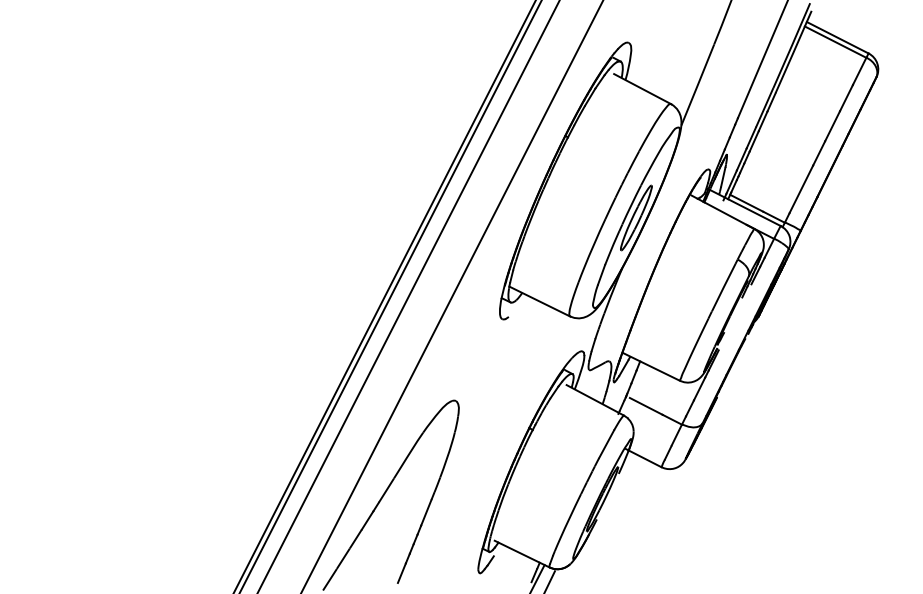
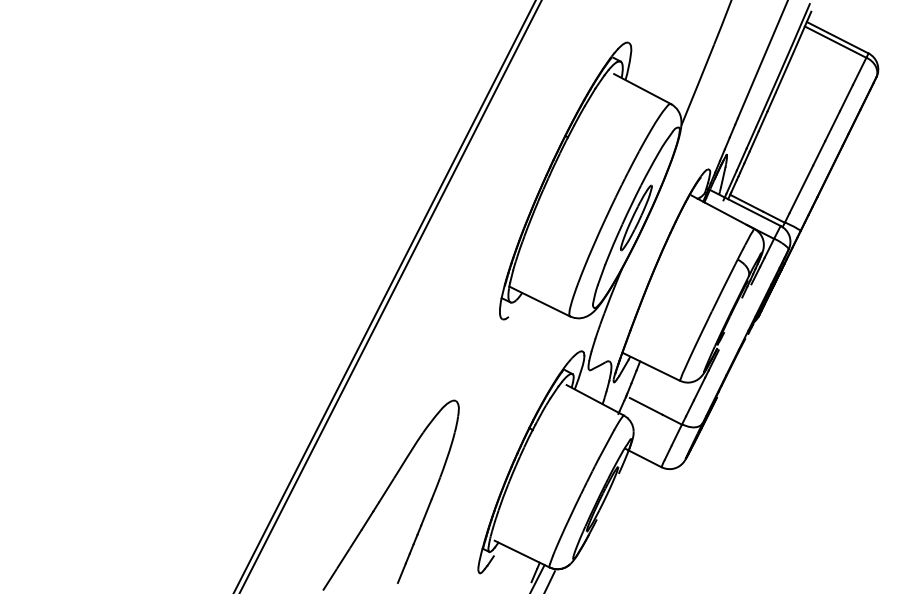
line: present -> none (408, 296)
line: present -> none (452, 296)
